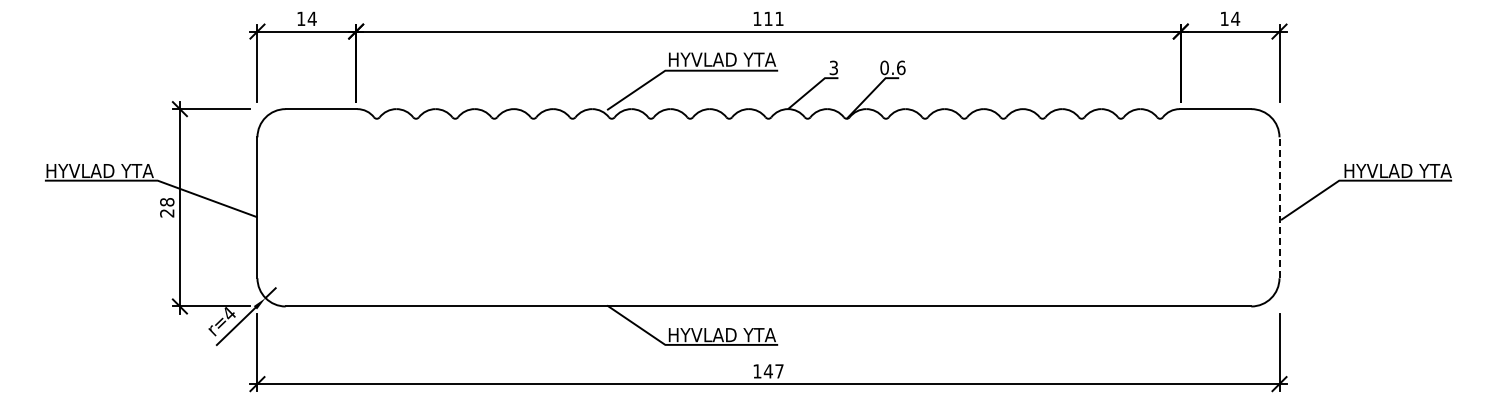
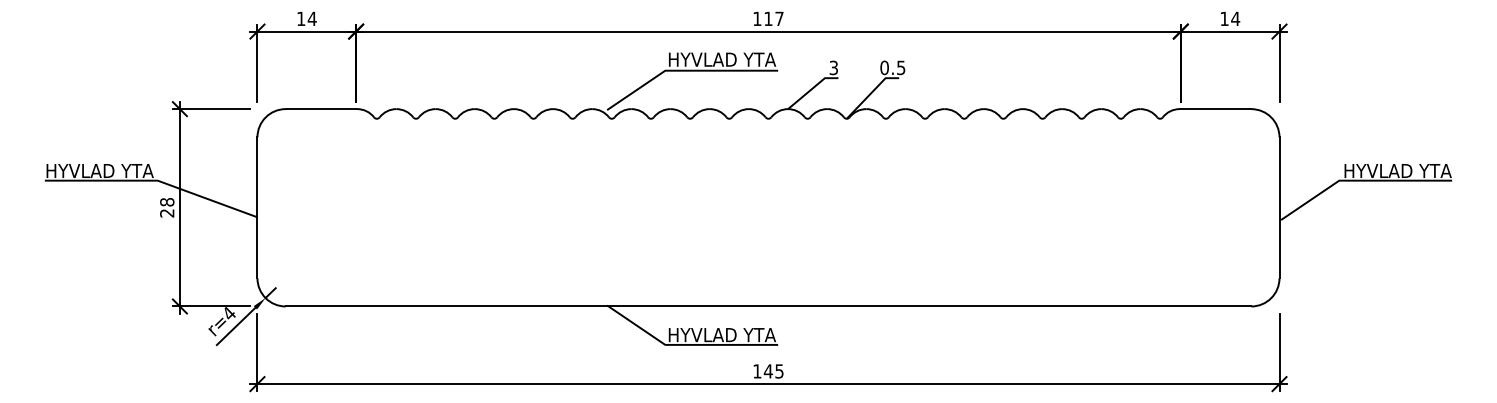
text: 111 -> 117 (779, 18)
text: 0.6 -> 0.5 (901, 67)
line: dashed -> solid (1279, 207)
text: 147 -> 145 (779, 371)
